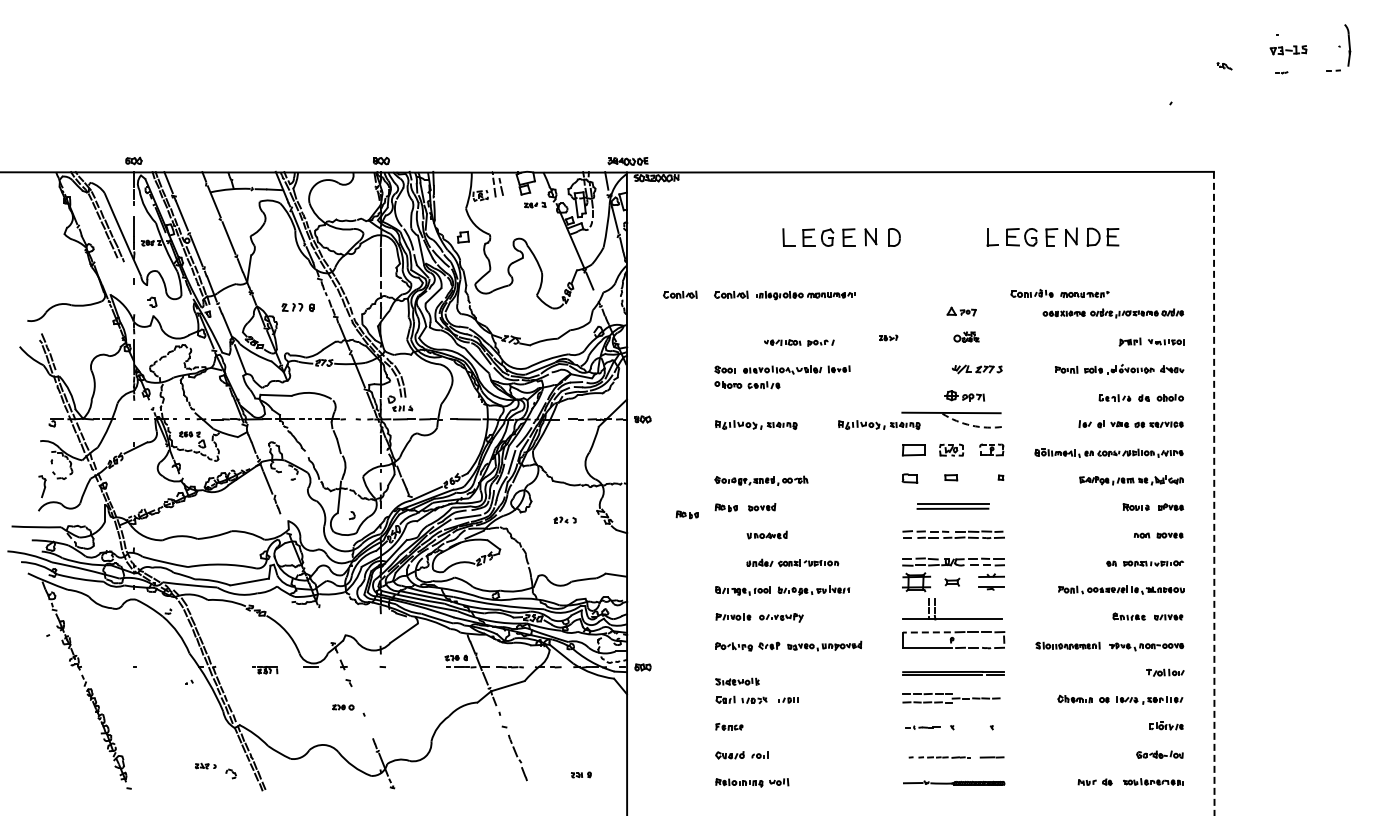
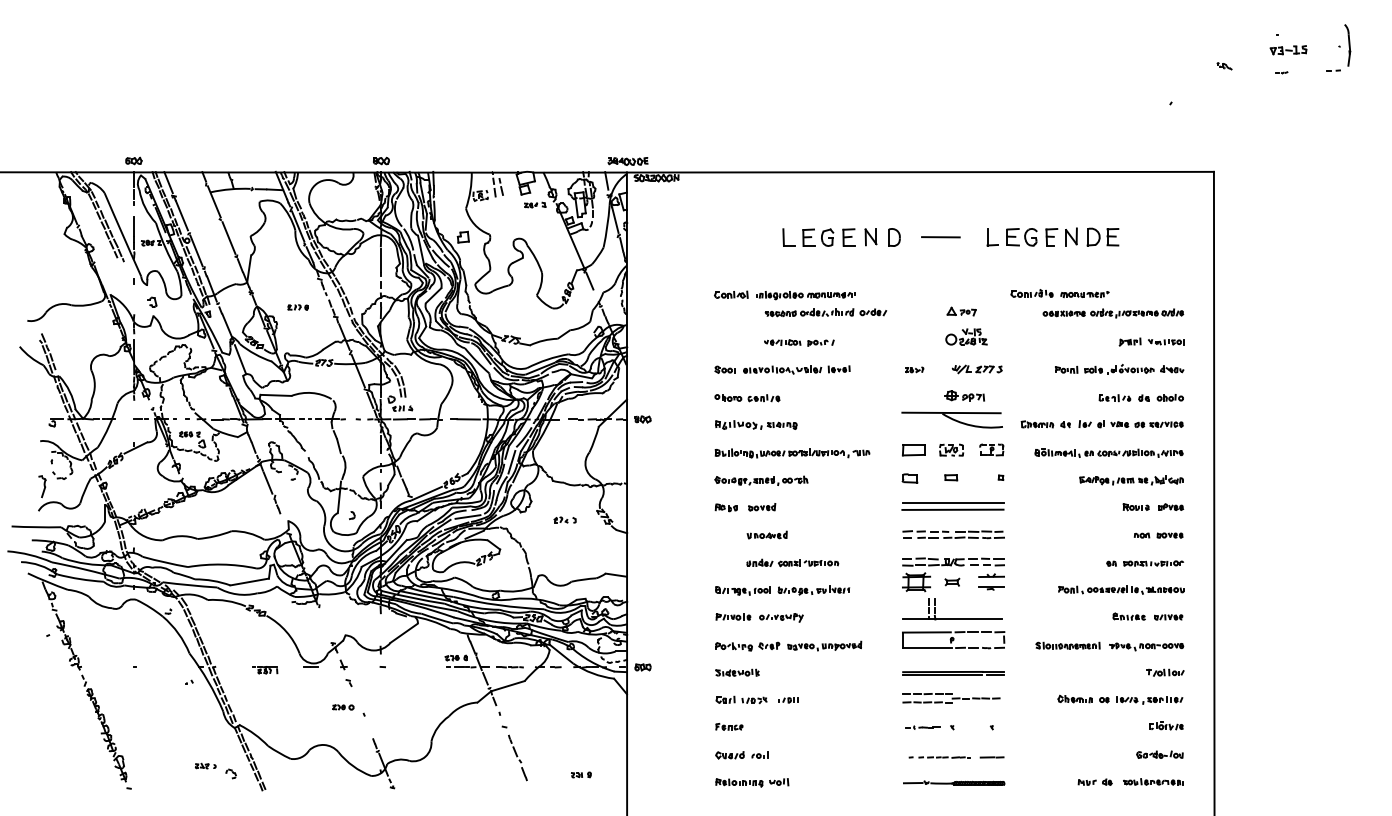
line: none -> present (940, 237)
part: present -> none (680, 294)
part size: 34x10 px -> 22x7 px (297, 307)
part: none -> present (825, 312)
part size: 27x12 px -> 43x18 px (966, 336)
part position: (888, 337) -> (914, 369) (914, 369)
part position: (747, 385) -> (747, 398) (747, 398)
part: present -> none (879, 424)
part: none -> present (1045, 424)
arc: dashed -> solid (971, 425)
part: none -> present (792, 453)
line: dashed -> solid (1214, 493)
part size: 74x7 px -> 104x9 px (952, 506)
part: present -> none (686, 514)
line: dashed -> solid (926, 632)
part position: (737, 681) -> (737, 672) (737, 672)
